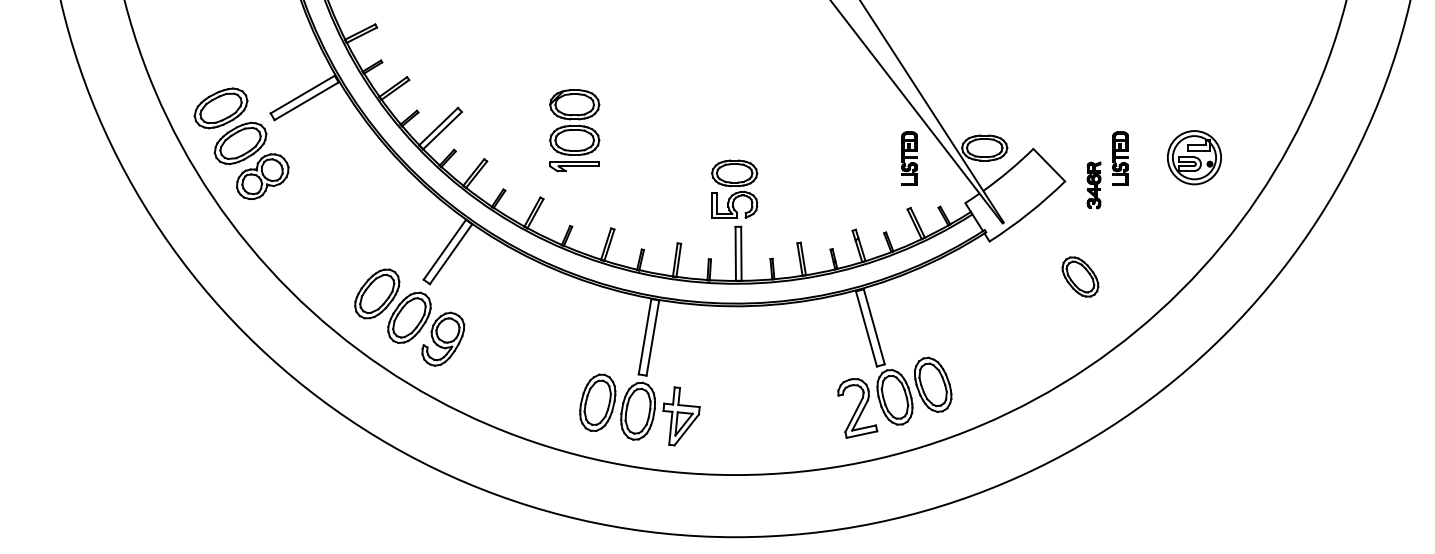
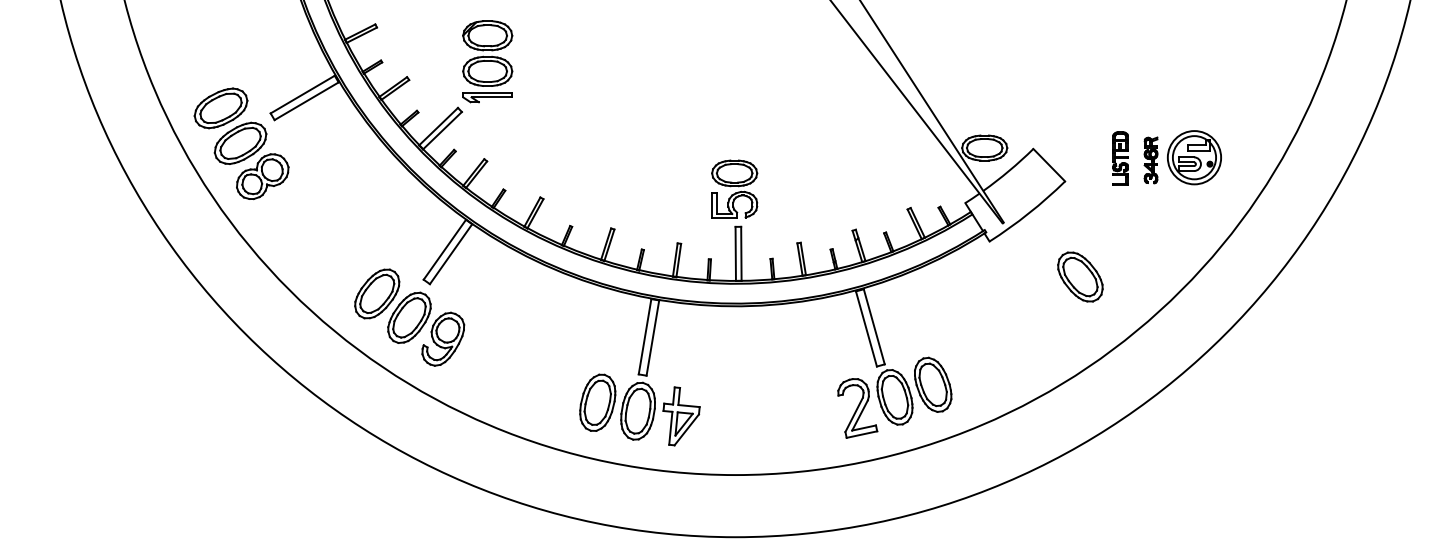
part position: (574, 130) -> (487, 61) (487, 61)
part: present -> none (909, 158)
part position: (1093, 185) -> (1150, 160) (1150, 160)
part size: 39x42 px -> 47x52 px (1080, 276)
